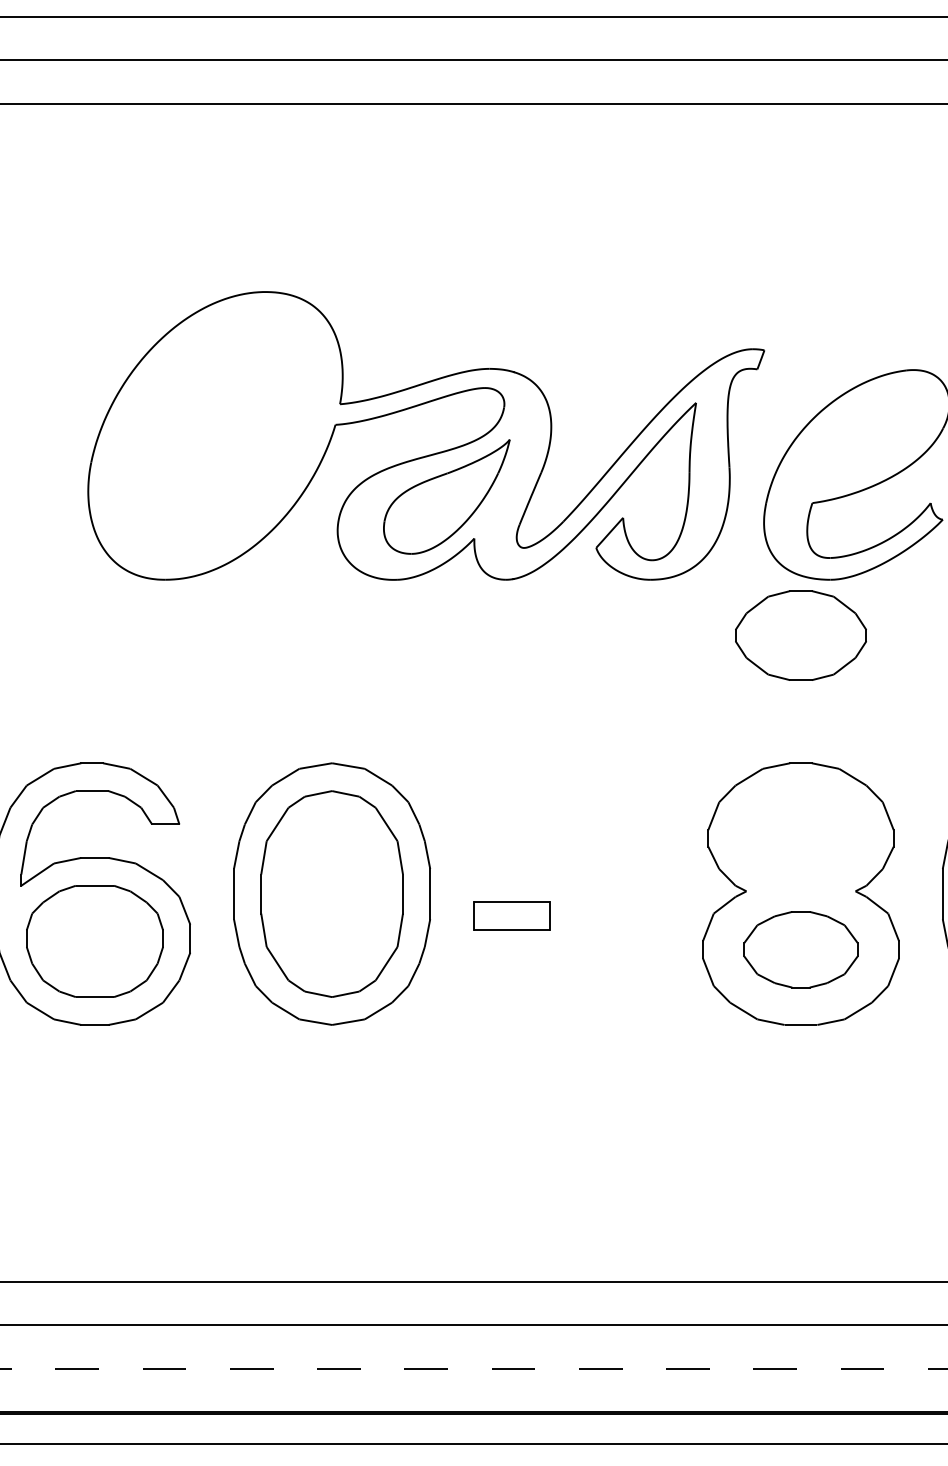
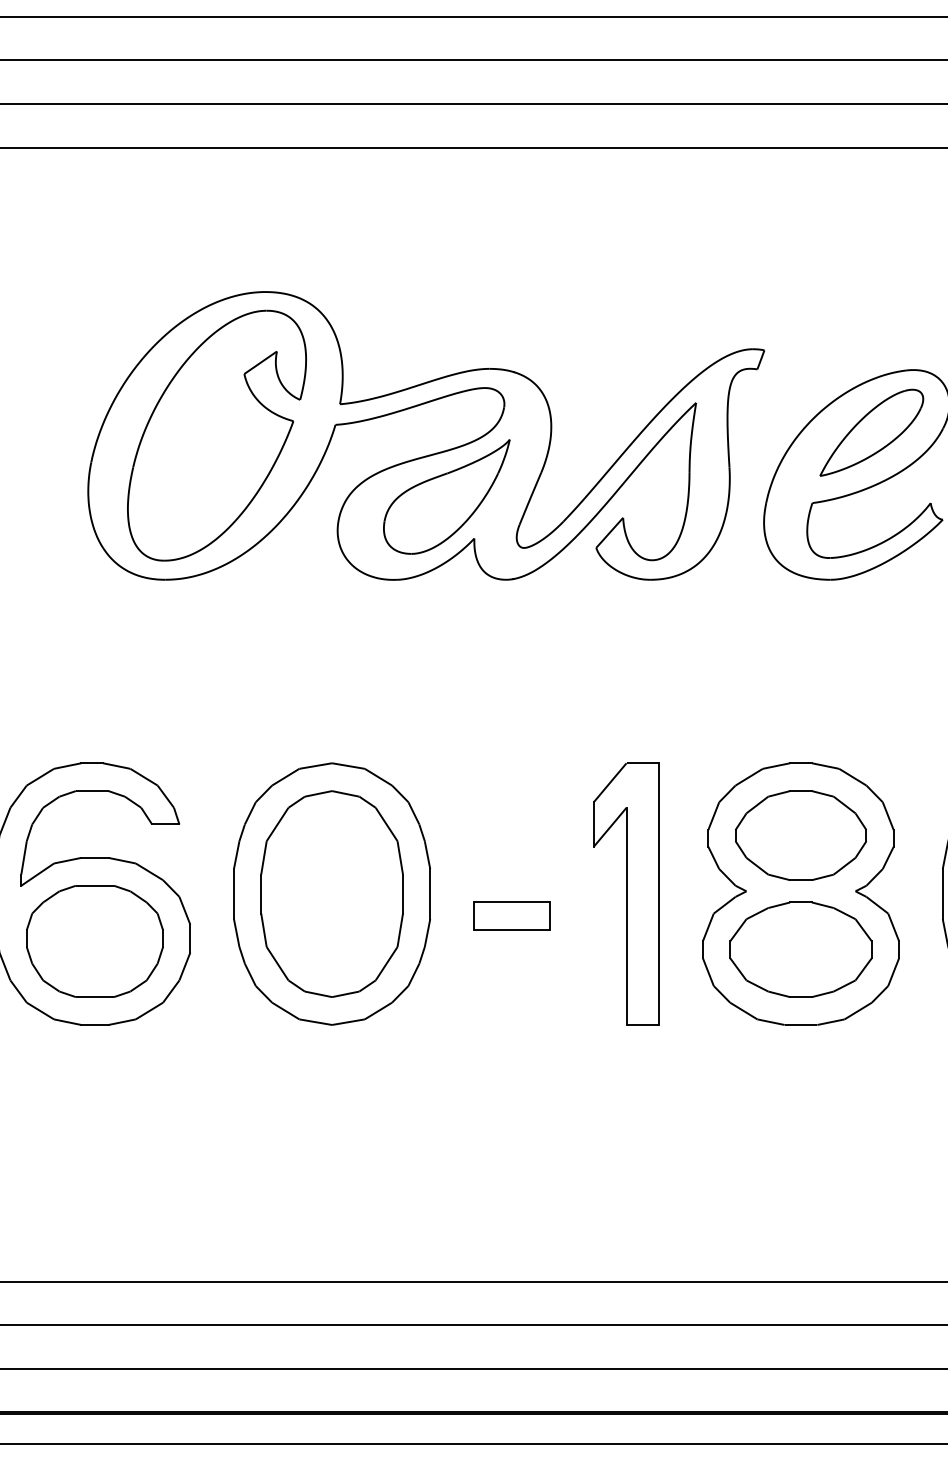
line: none -> present (473, 147)
part: none -> present (871, 432)
part: none -> present (216, 435)
part position: (800, 635) -> (800, 835) (800, 835)
part: none -> present (626, 893)
part size: 116x78 px -> 144x97 px (800, 949)
line: dashed -> solid (473, 1368)
